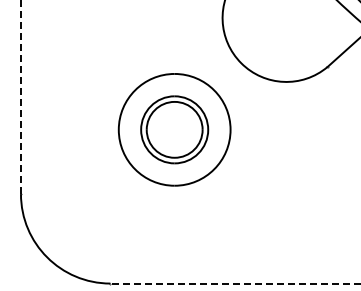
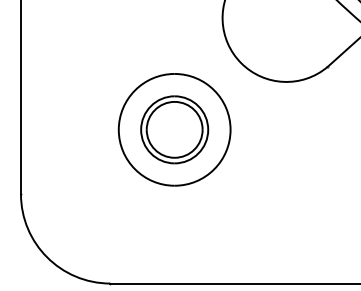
line: dashed -> solid (20, 97)
line: dashed -> solid (235, 283)
